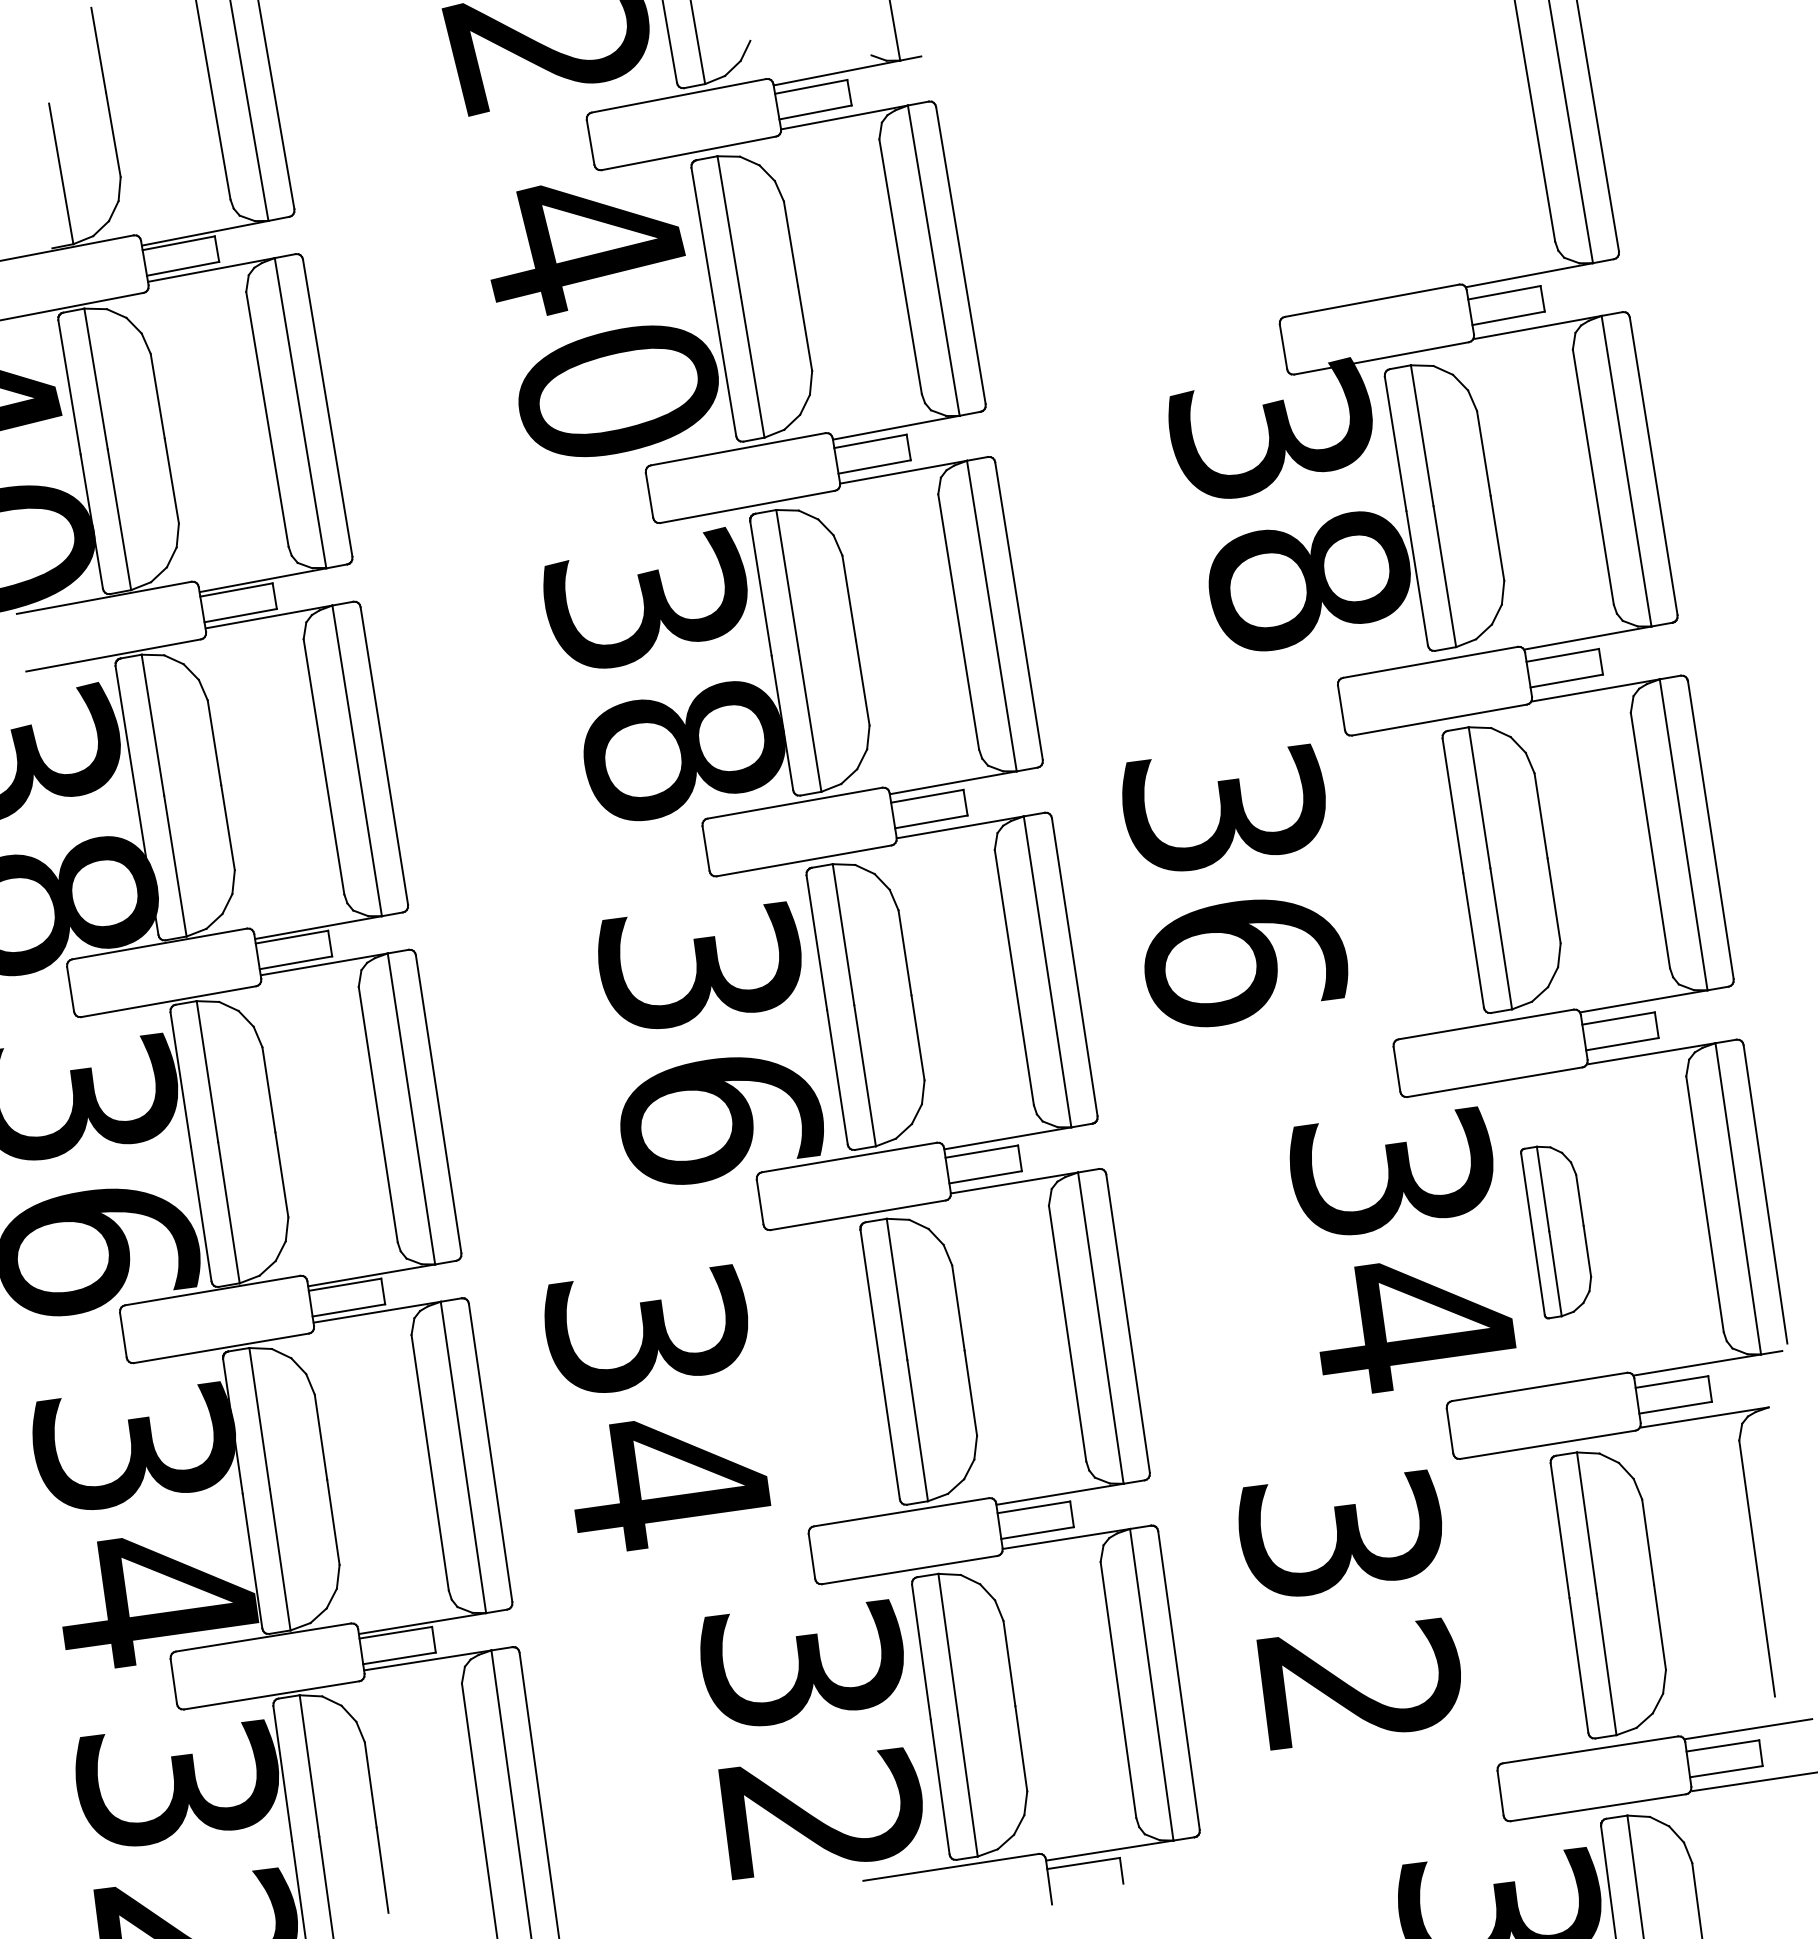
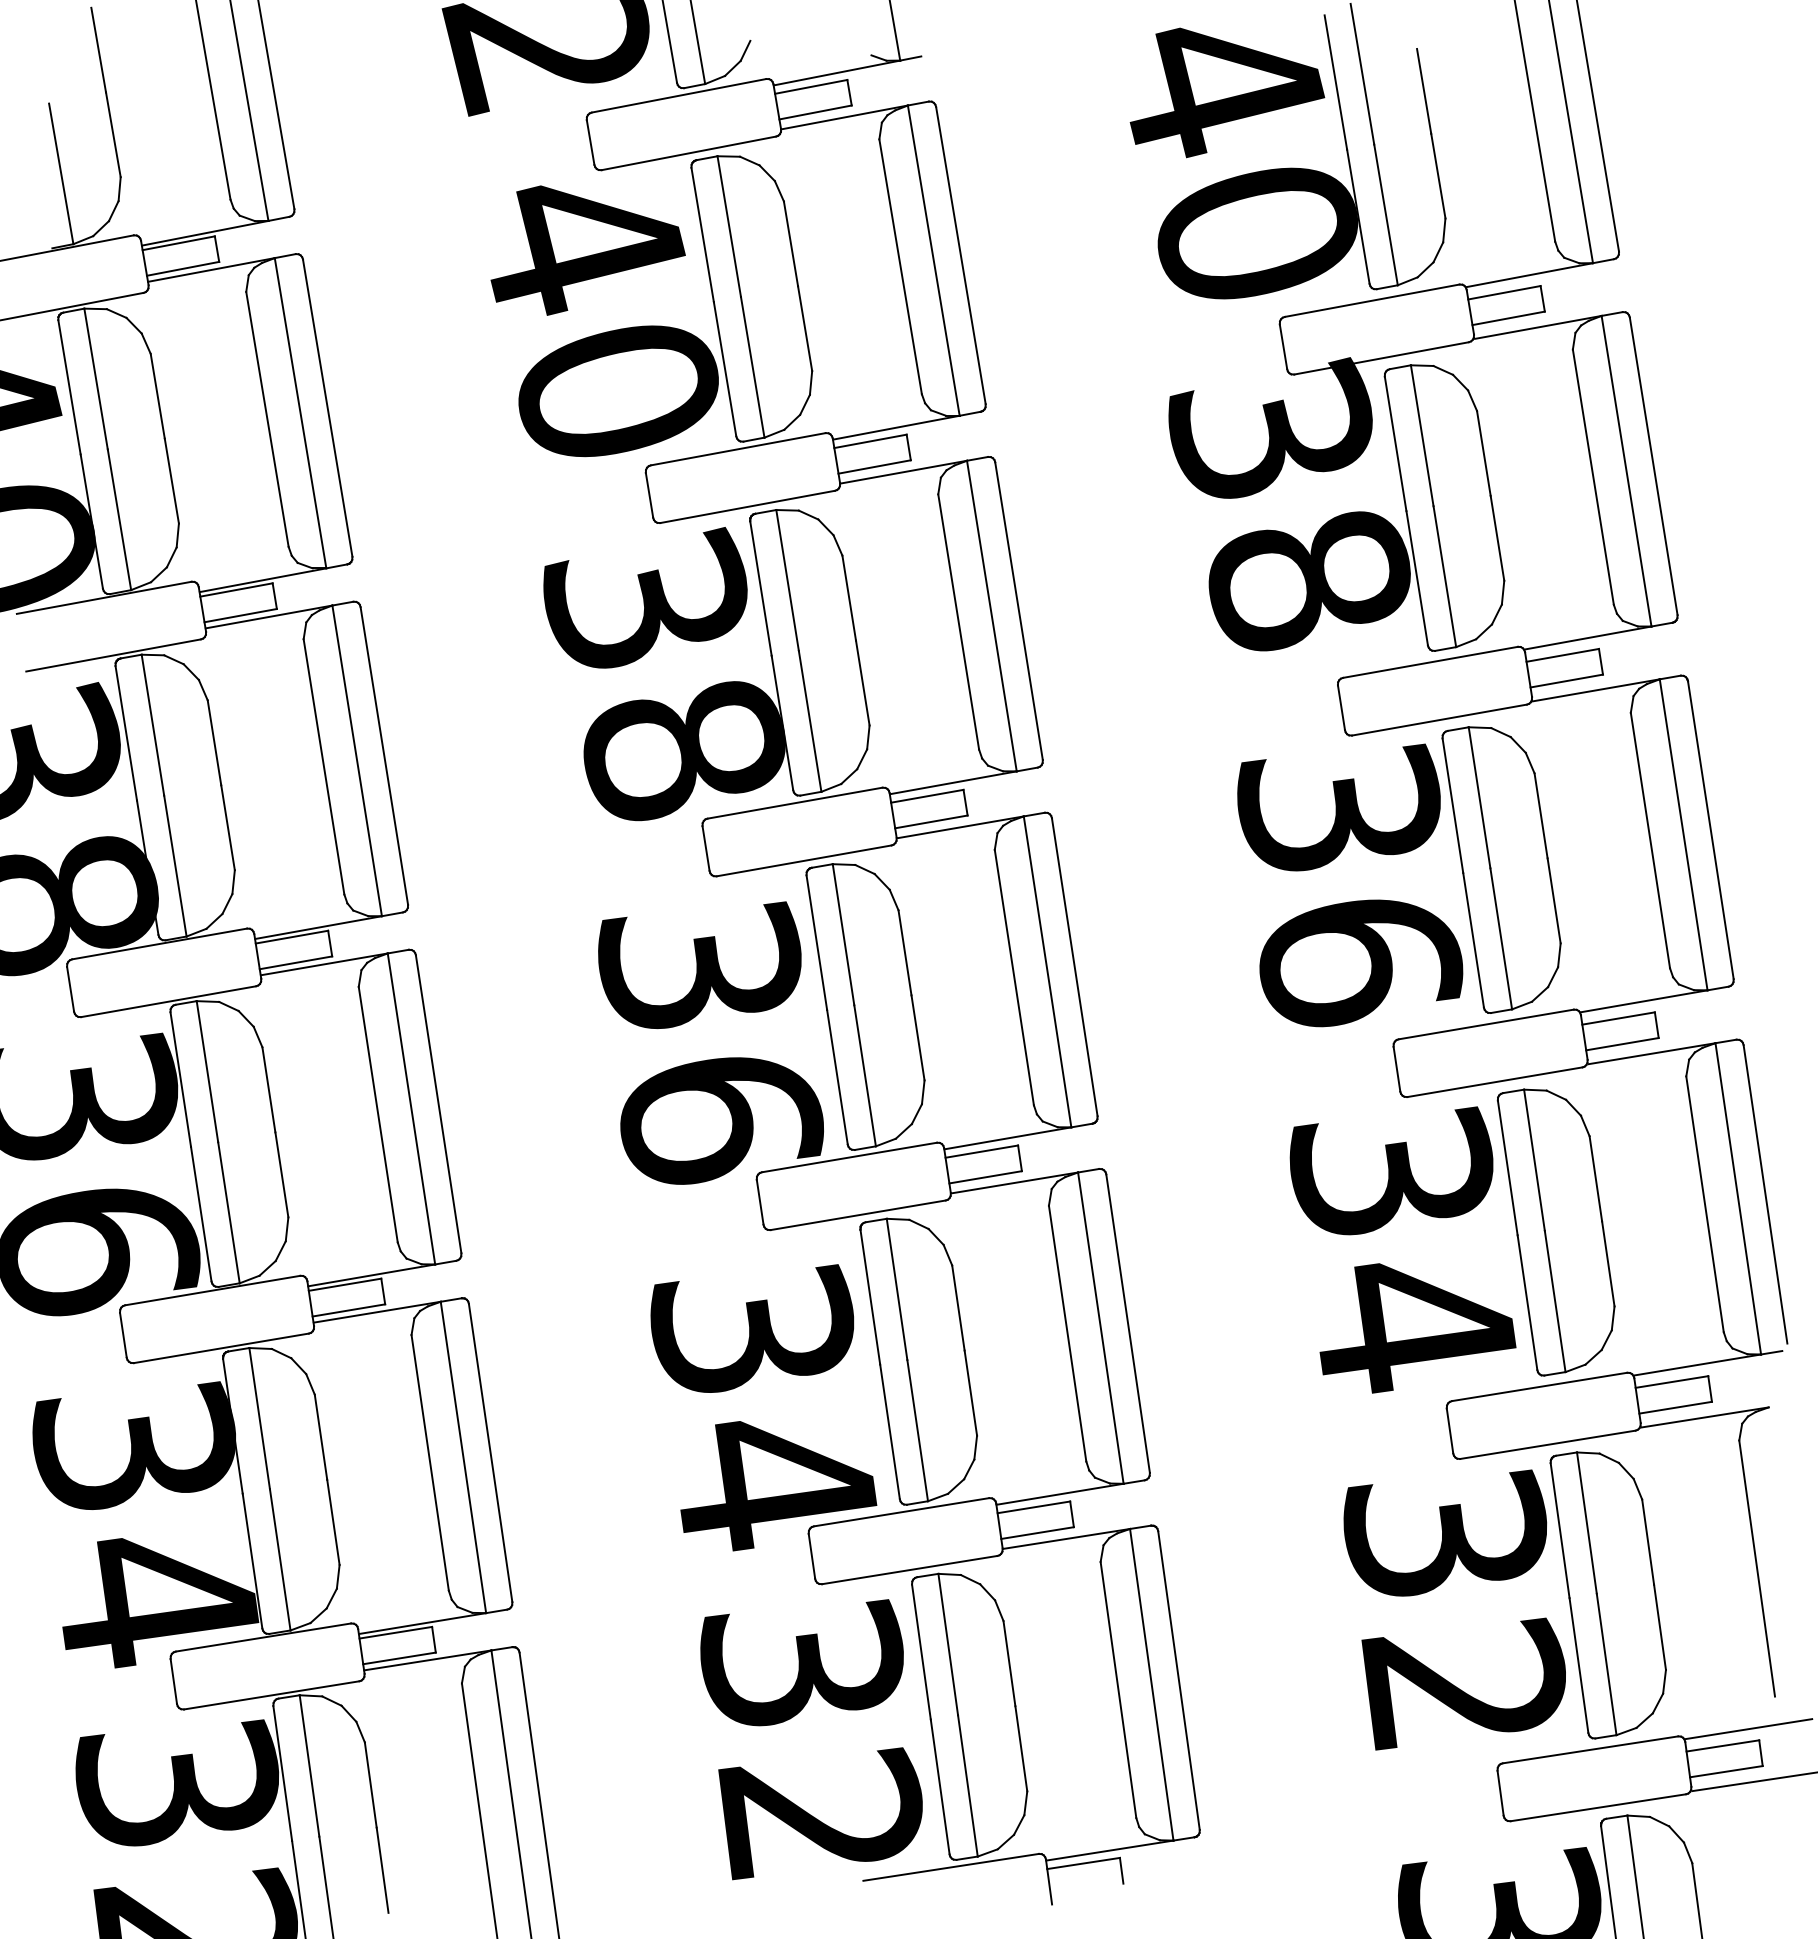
part: none -> present (1288, 167)
text position: (1235, 885) -> (1350, 885) (1350, 885)
part size: 73x175 px -> 120x289 px (1555, 1232)
text position: (657, 1407) -> (763, 1407) (763, 1407)
text position: (1349, 1609) -> (1454, 1609) (1454, 1609)
